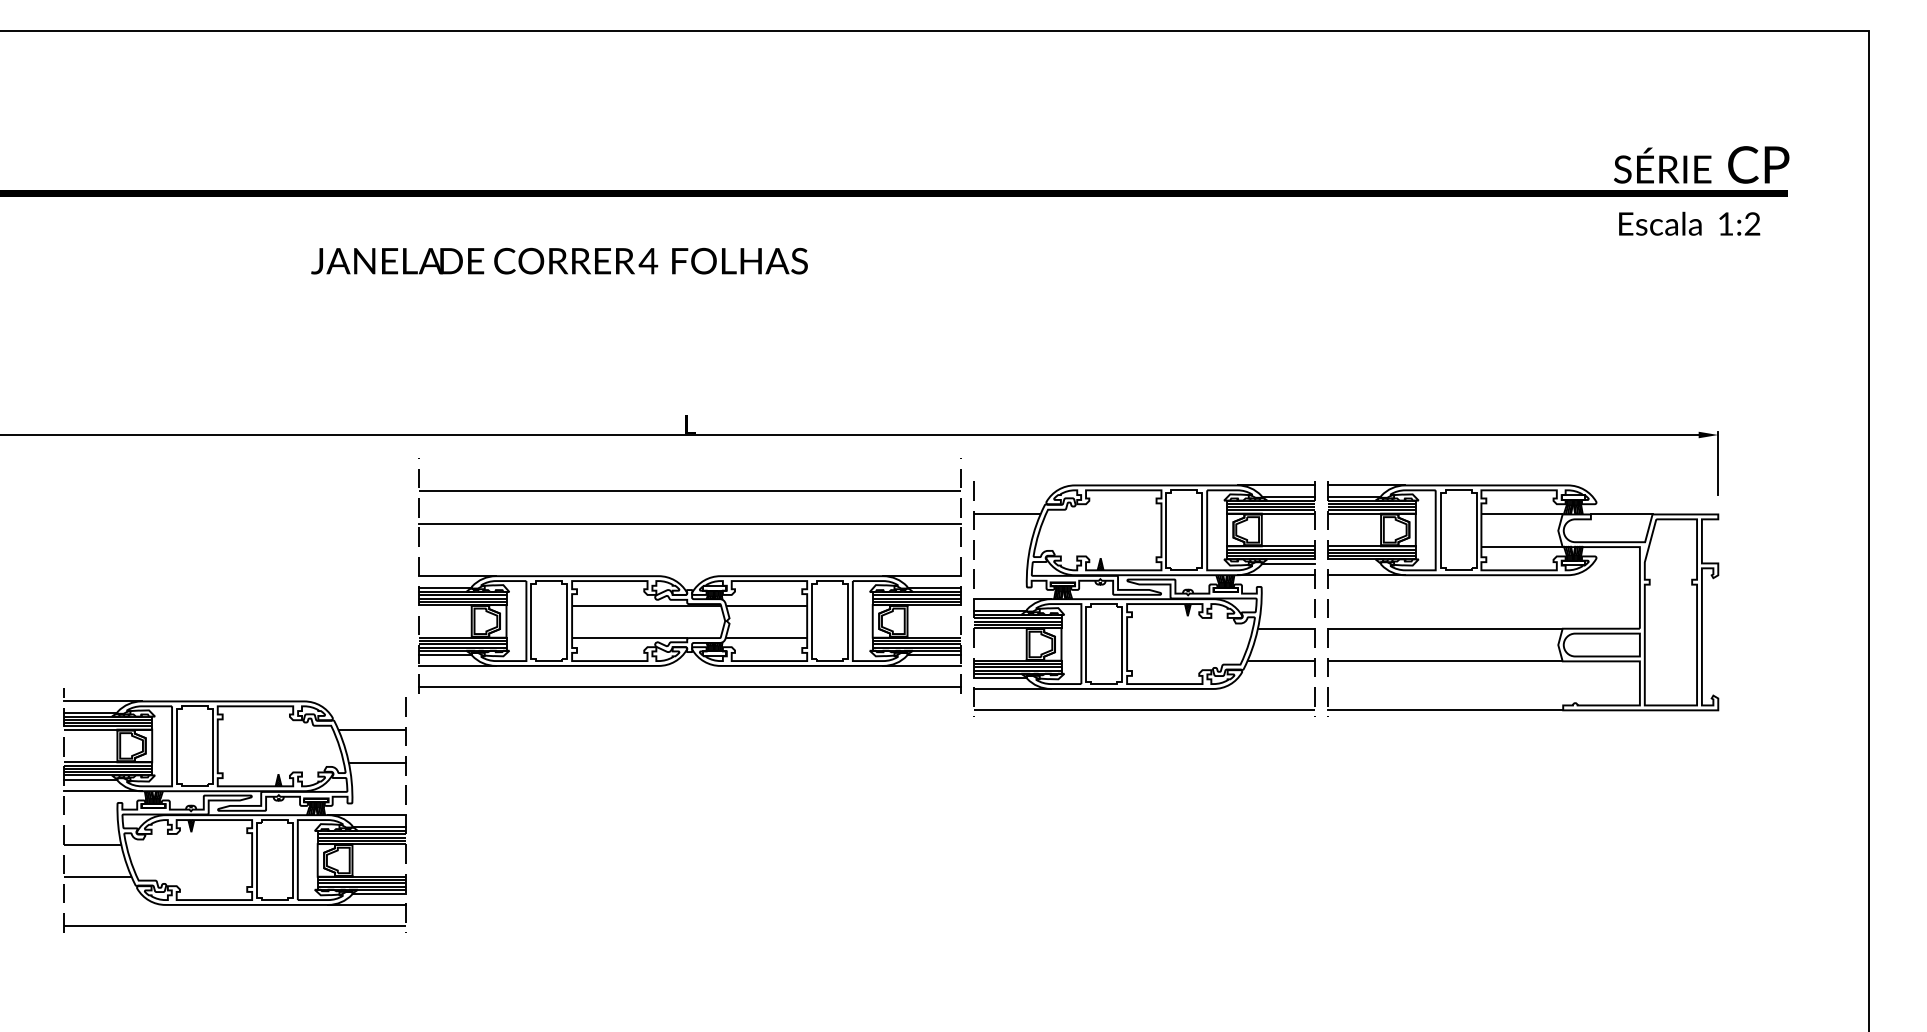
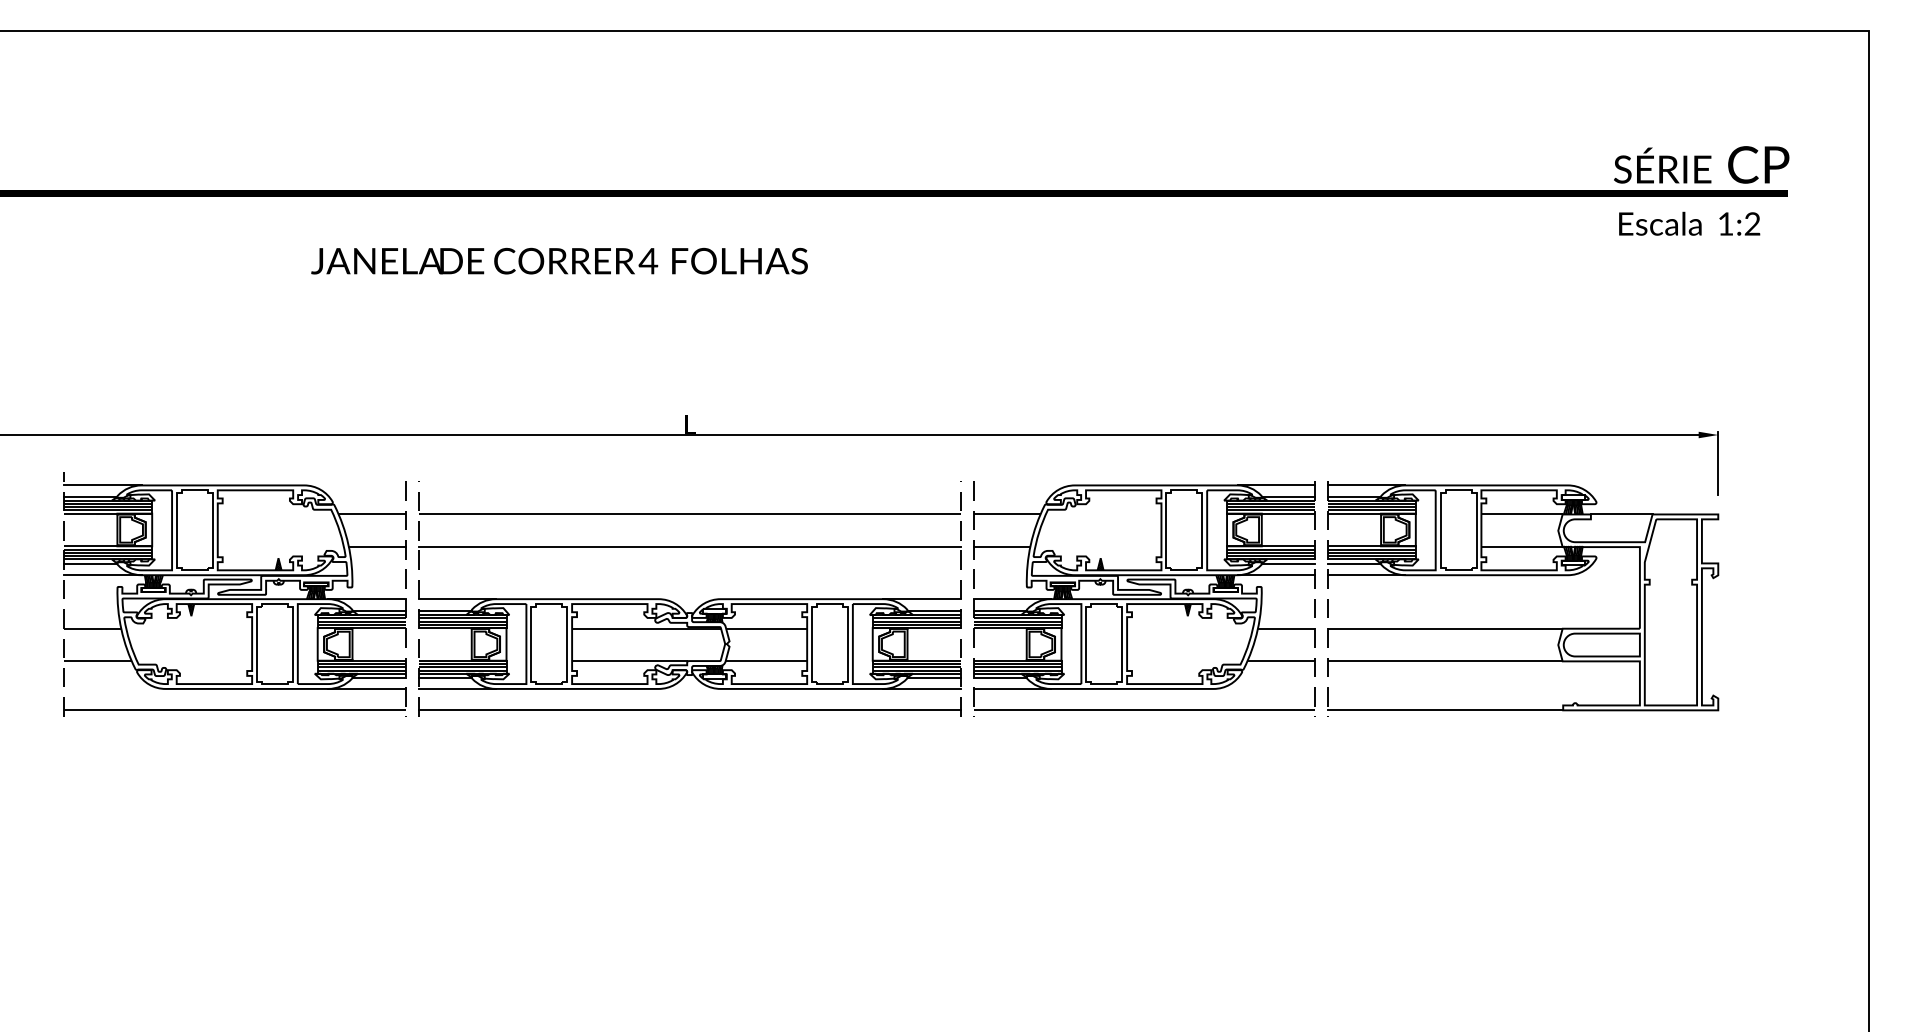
line: none -> present (1001, 547)
line: none -> present (1354, 563)
part position: (680, 583) -> (680, 606) (680, 606)
part position: (234, 810) -> (234, 594) (234, 594)
